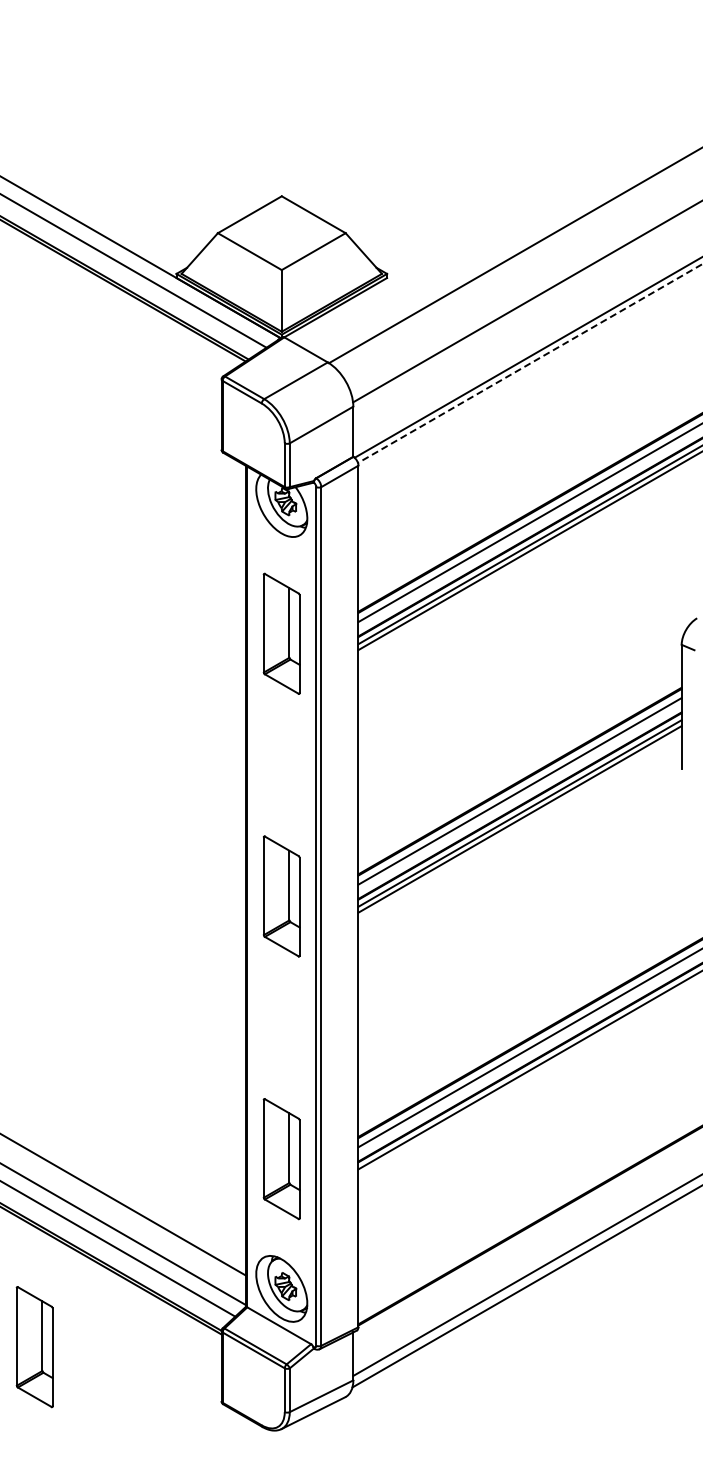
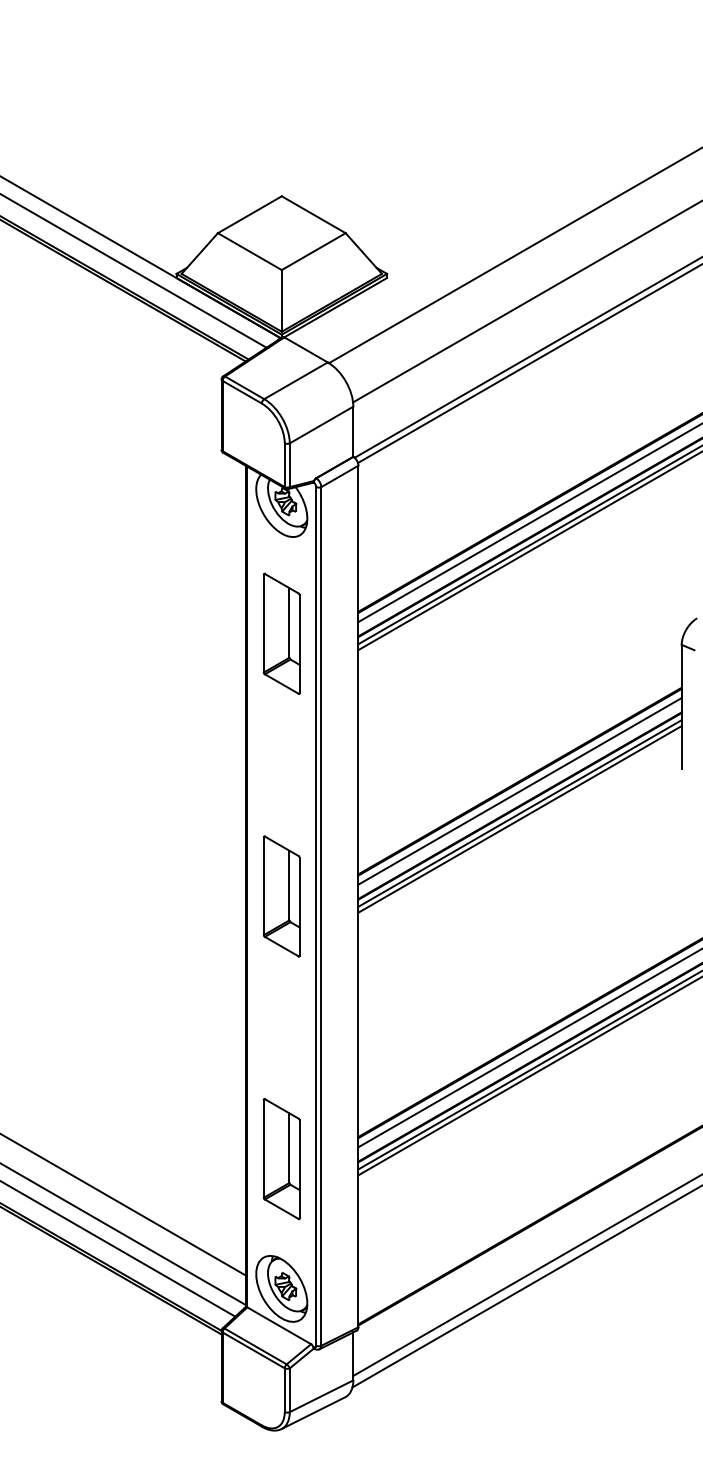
line: dashed -> solid (530, 363)
line: none -> present (528, 1076)
part: present -> none (34, 1347)
